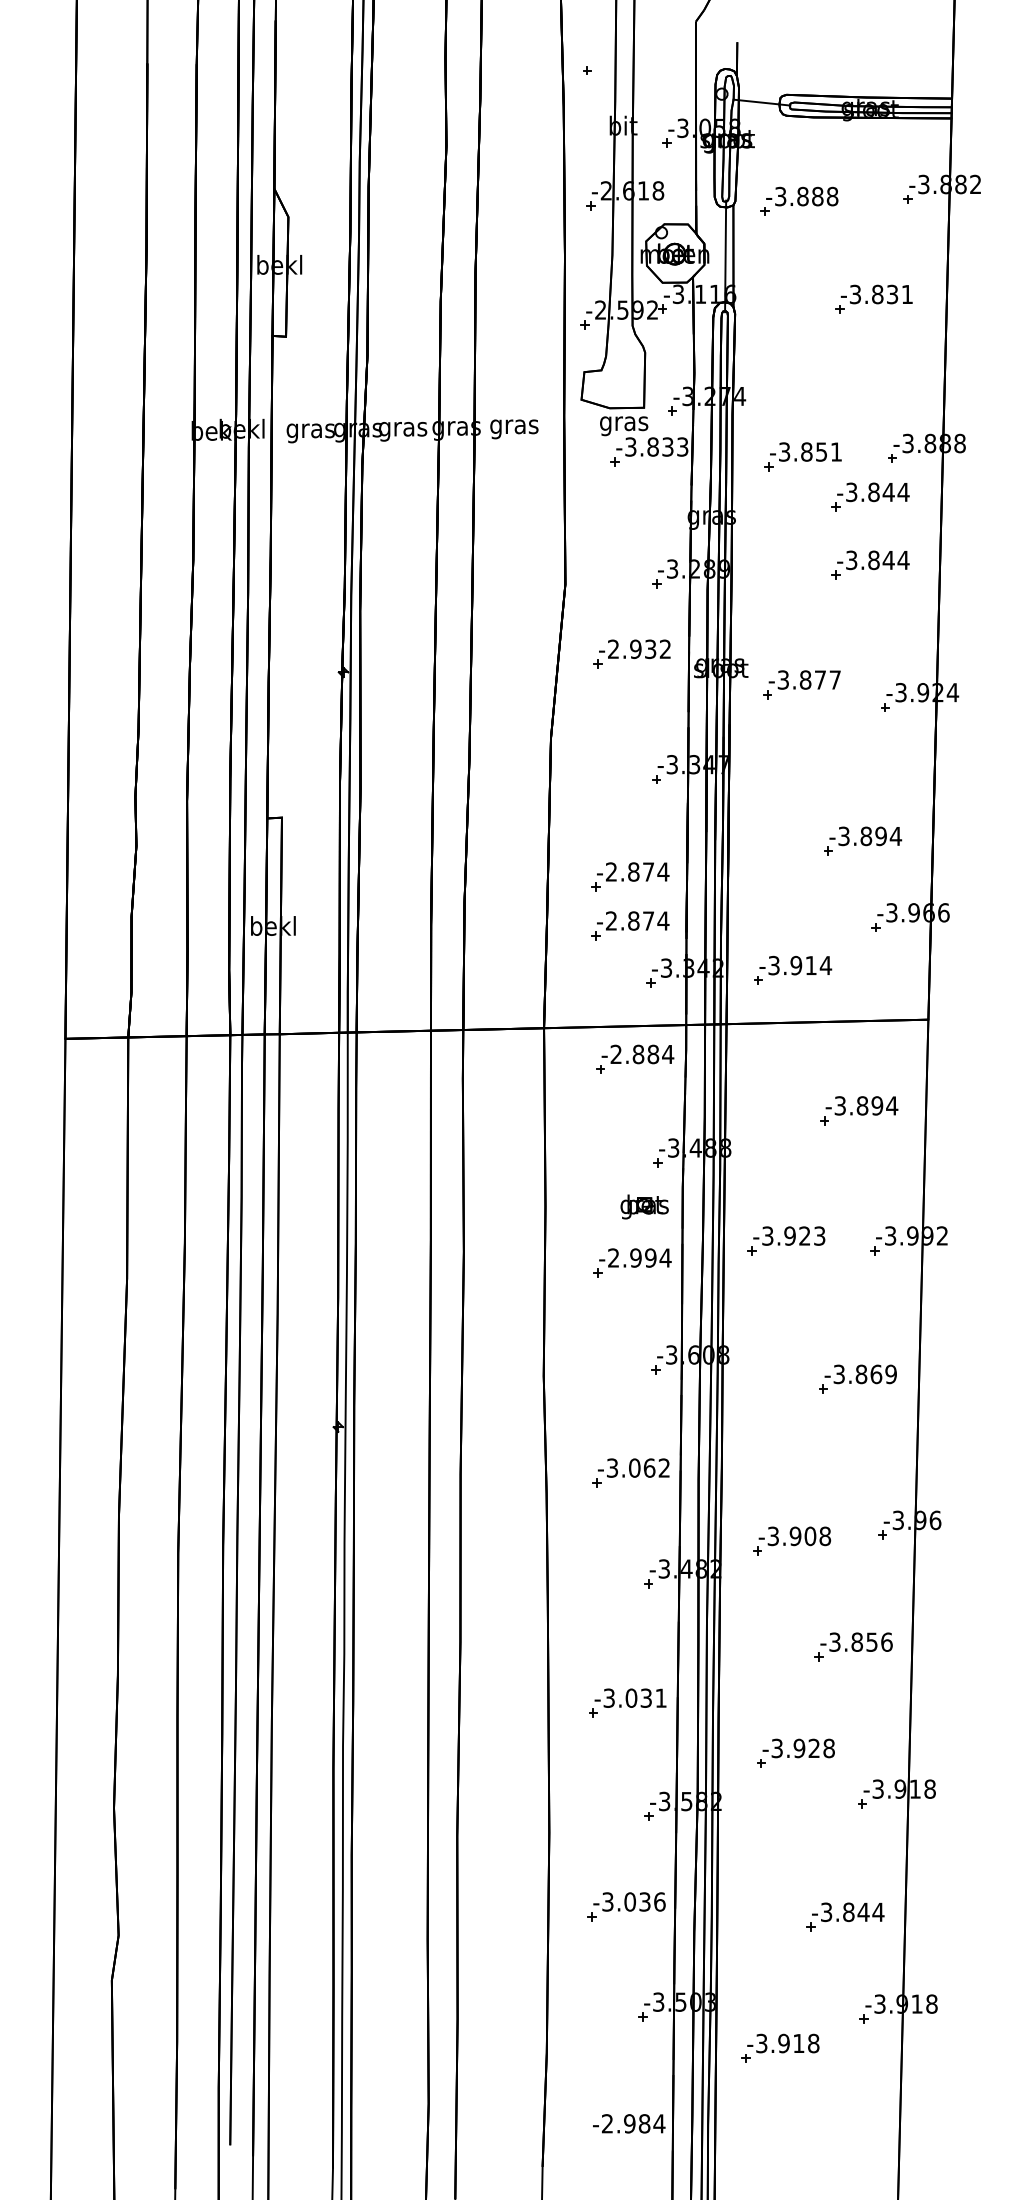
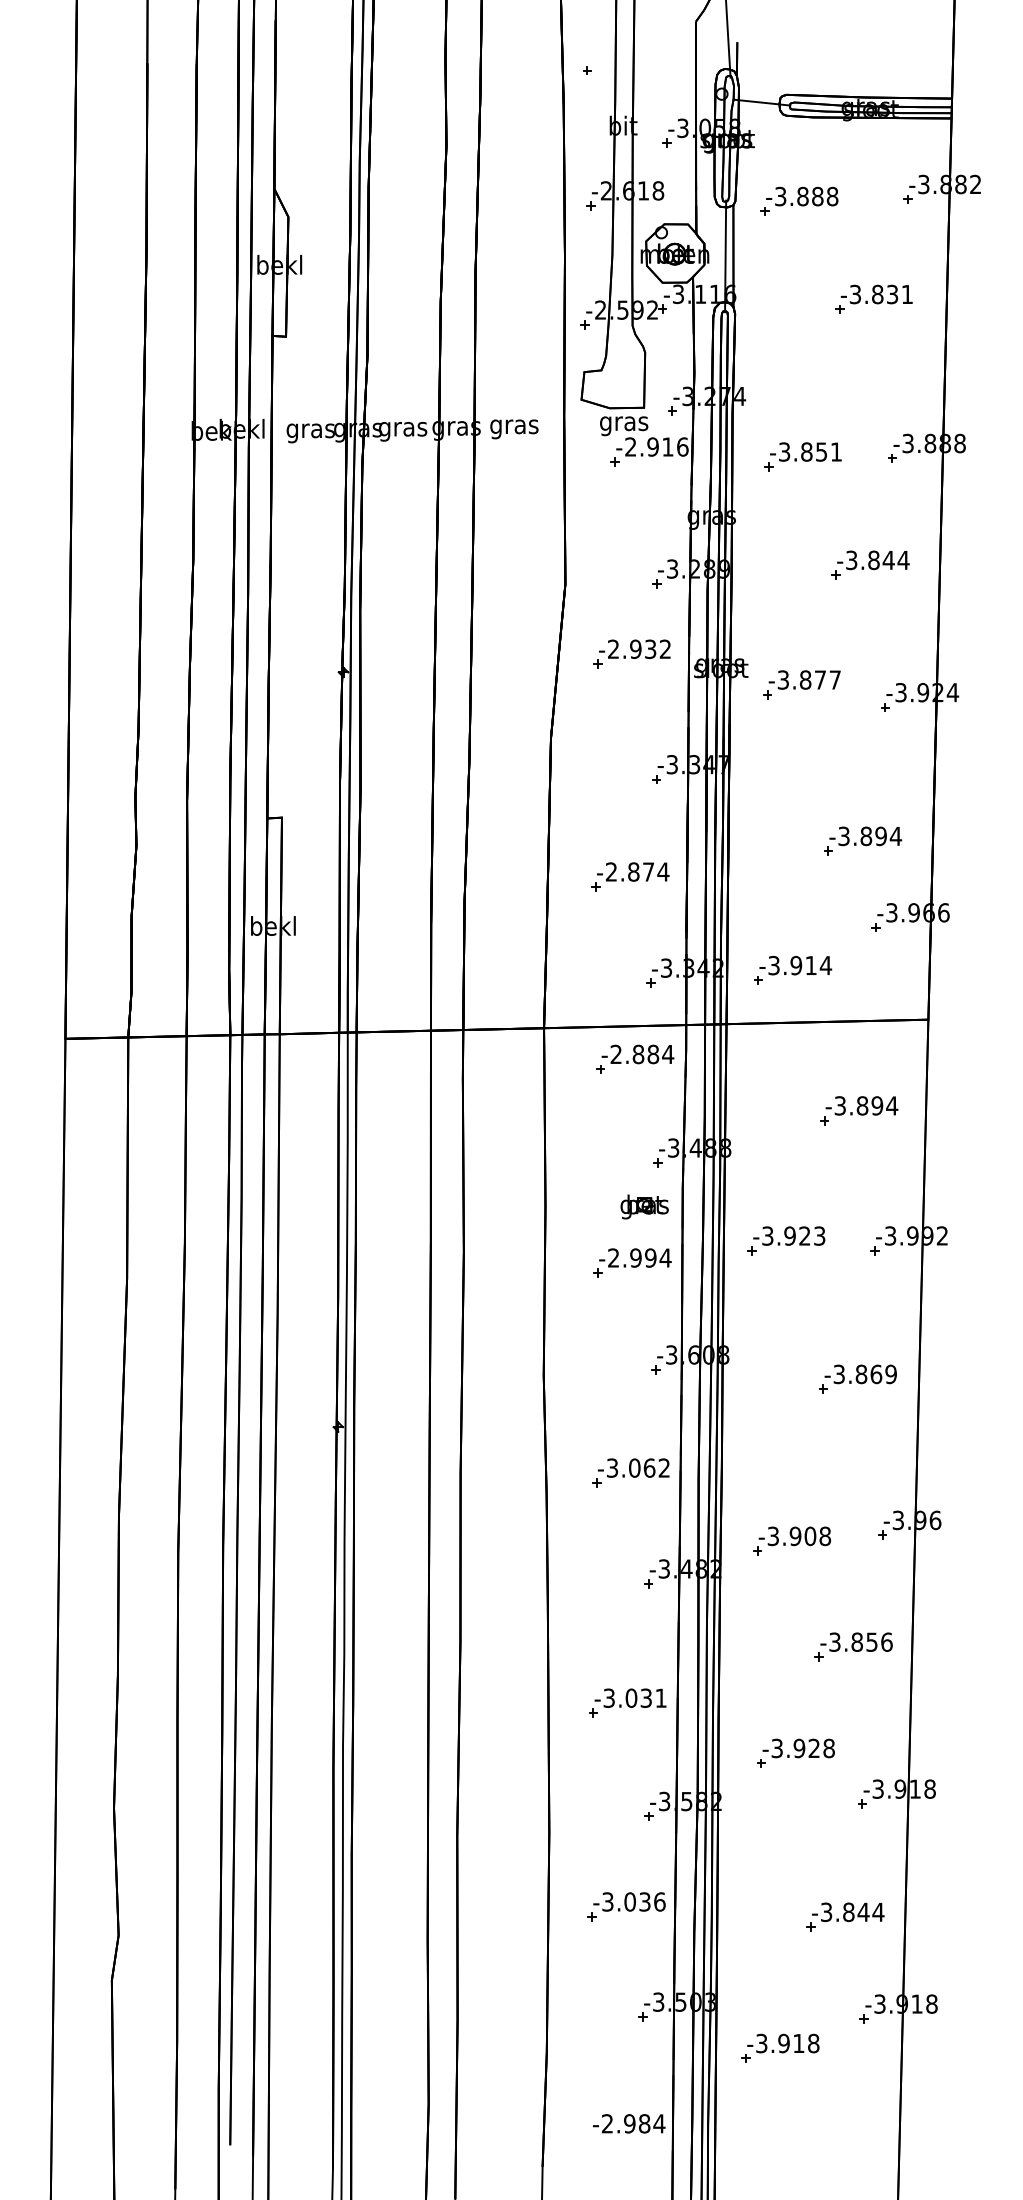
line: none -> present (728, 39)
text: -3.833 -> -2.916 (656, 446)
part: present -> none (870, 496)
part: present -> none (630, 925)
